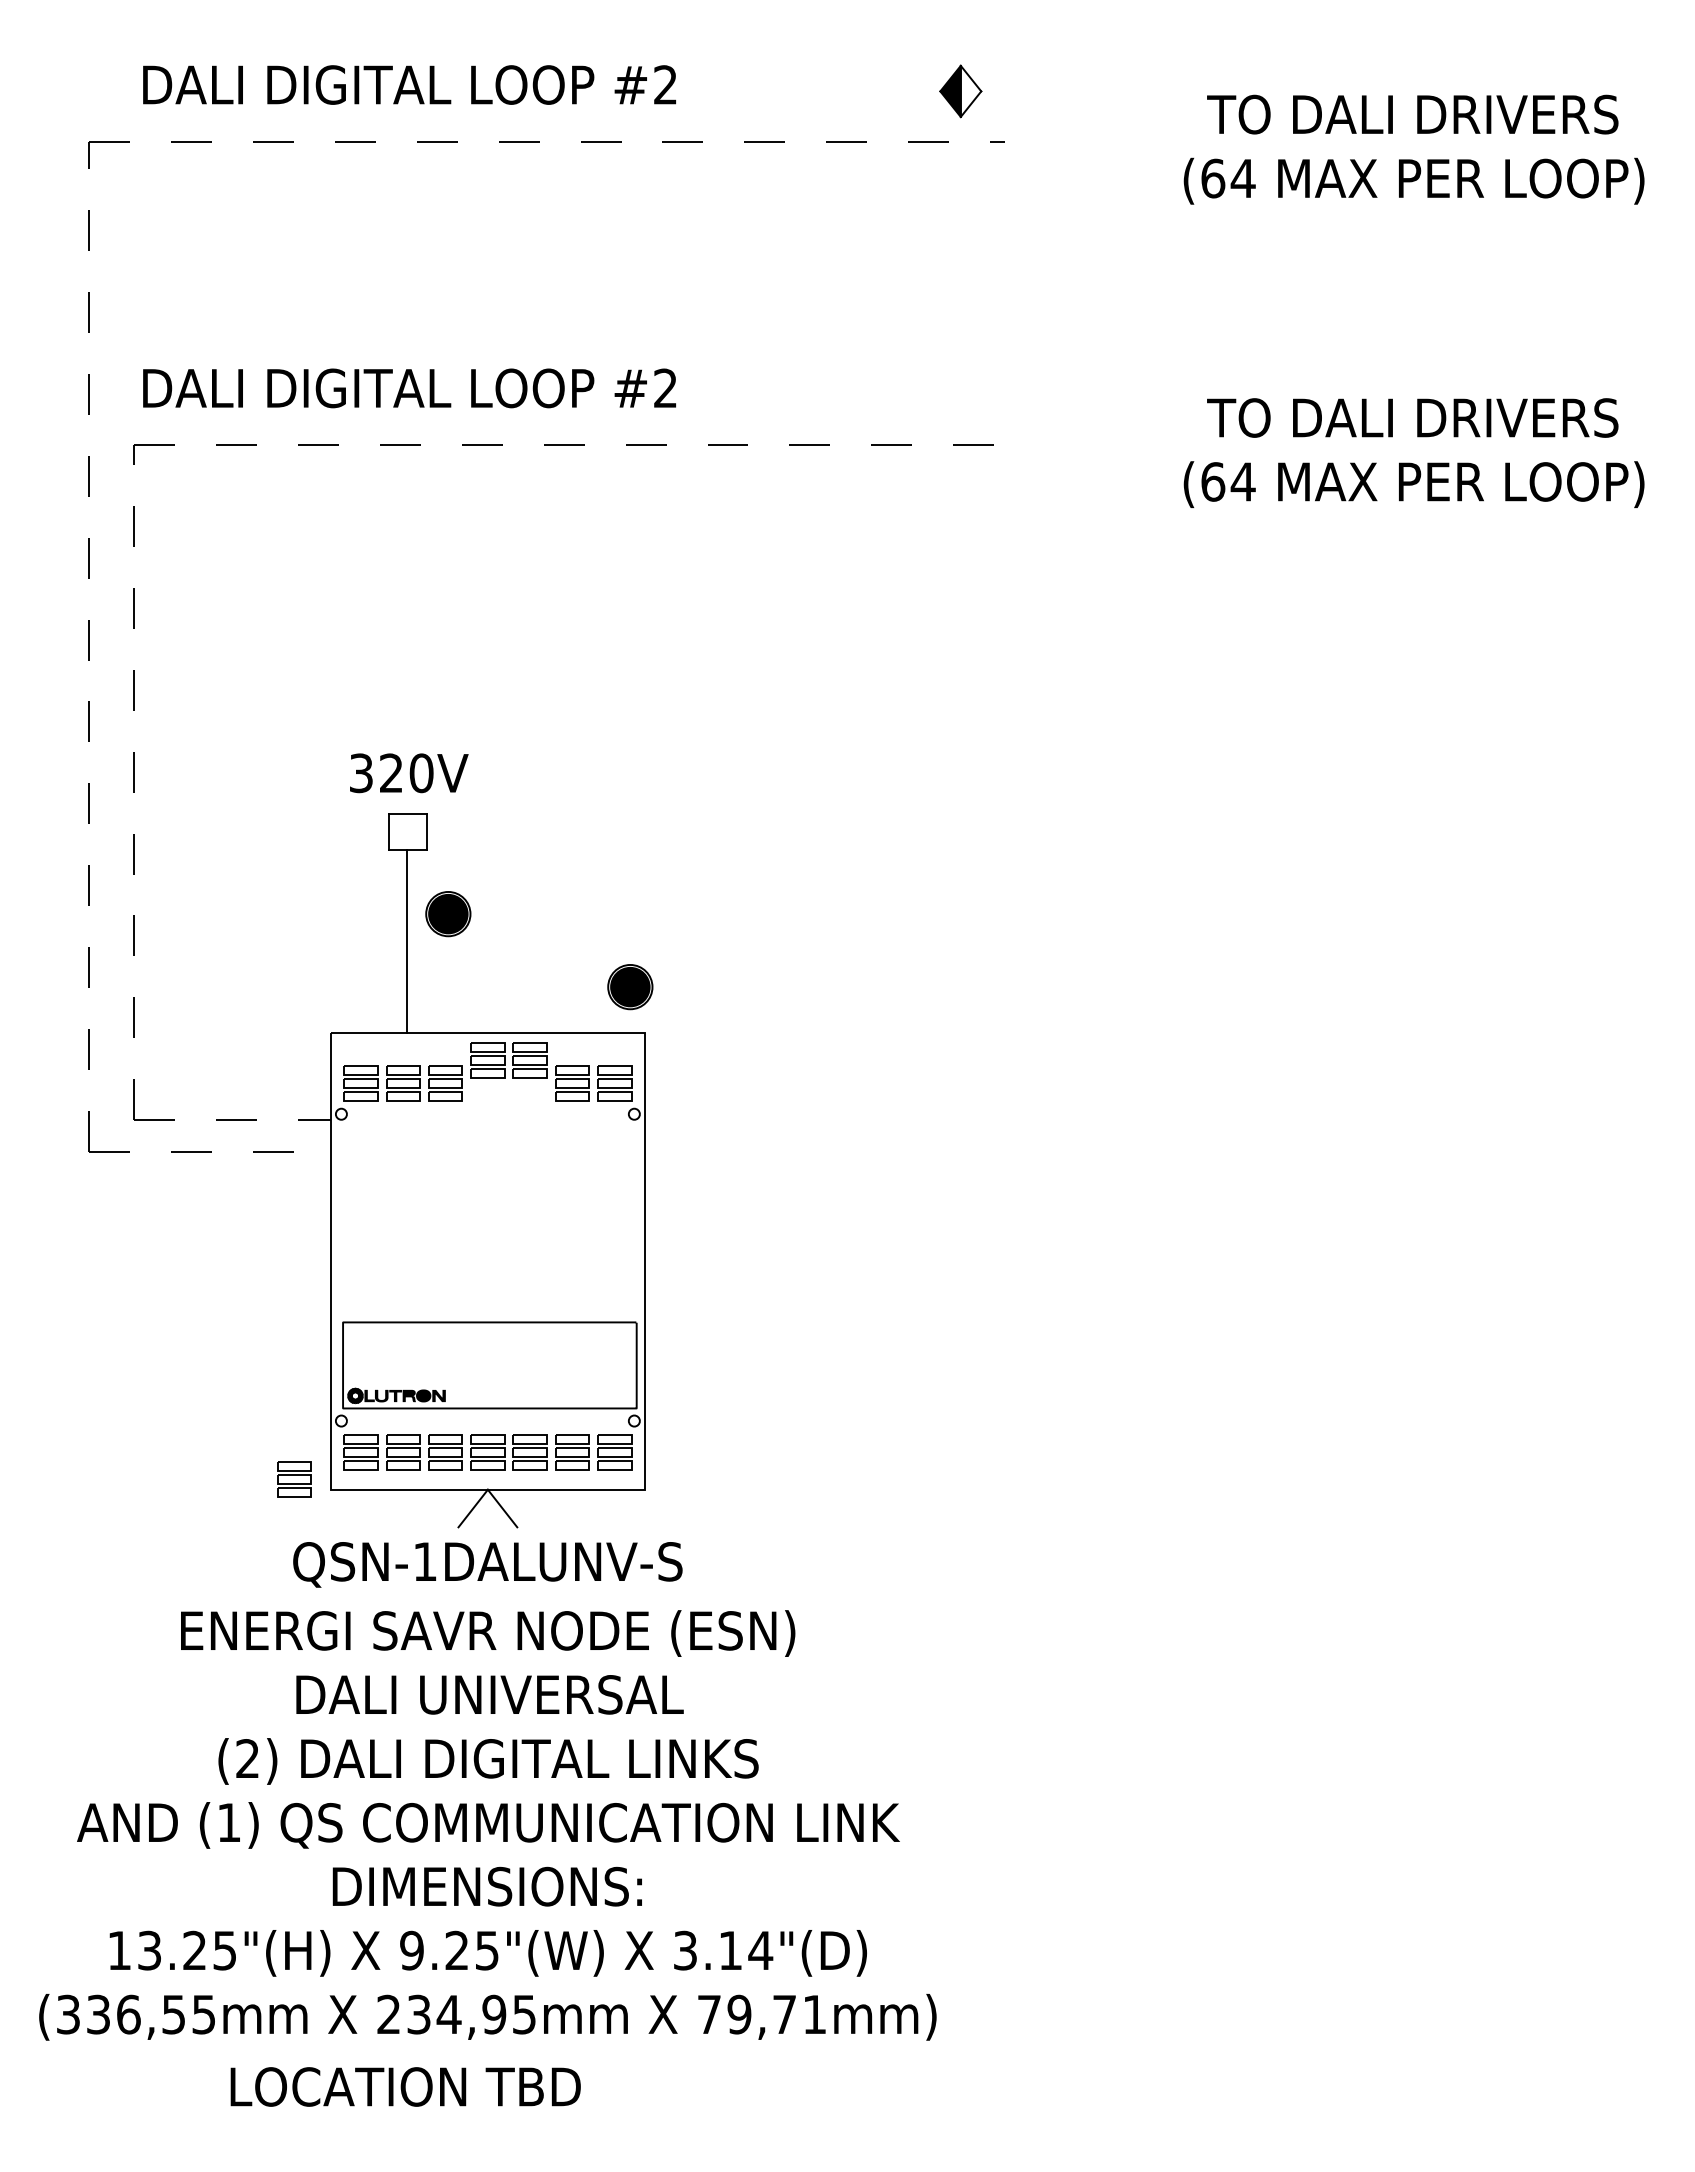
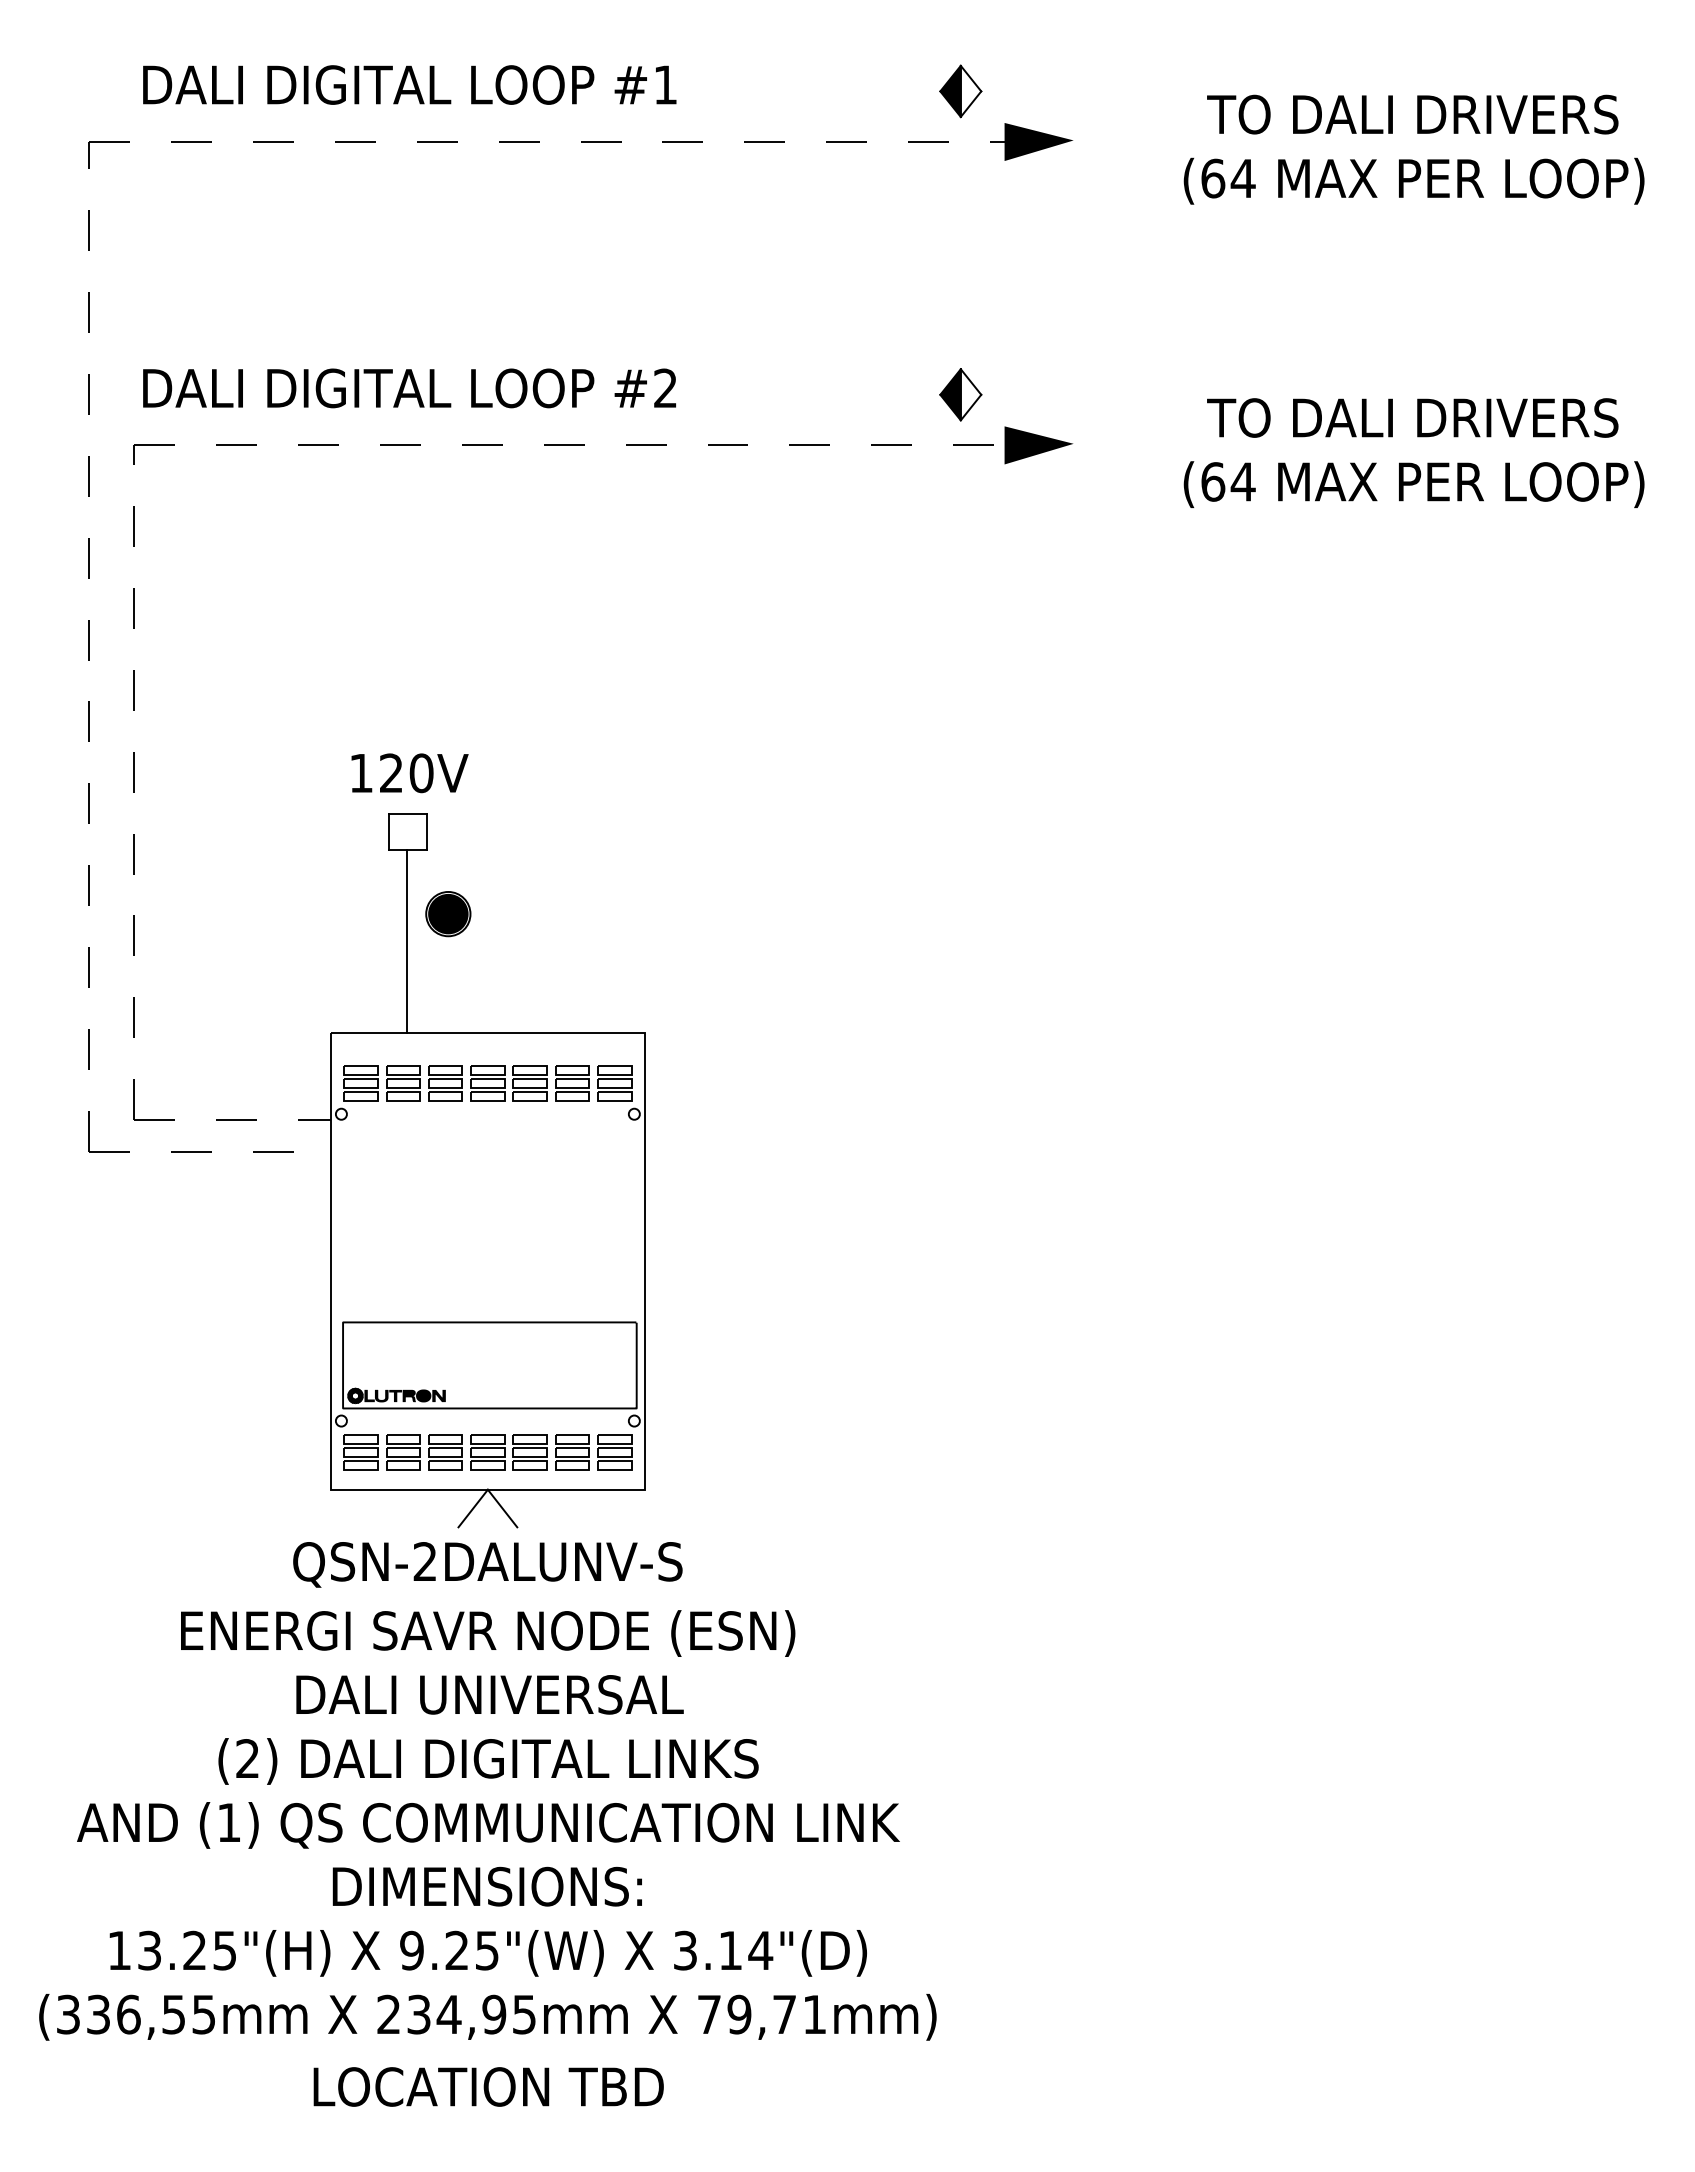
text: #2 -> #1 (665, 84)
fill: none -> present (1038, 141)
part: none -> present (960, 394)
fill: none -> present (1038, 445)
text: 320V -> 120V (361, 773)
part: present -> none (630, 987)
part position: (508, 1060) -> (508, 1083) (508, 1083)
part: present -> none (294, 1479)
text: QSN-1DALUNV-S -> QSN-2DALUNV-S (424, 1561)
text position: (405, 2086) -> (488, 2086) (488, 2086)
